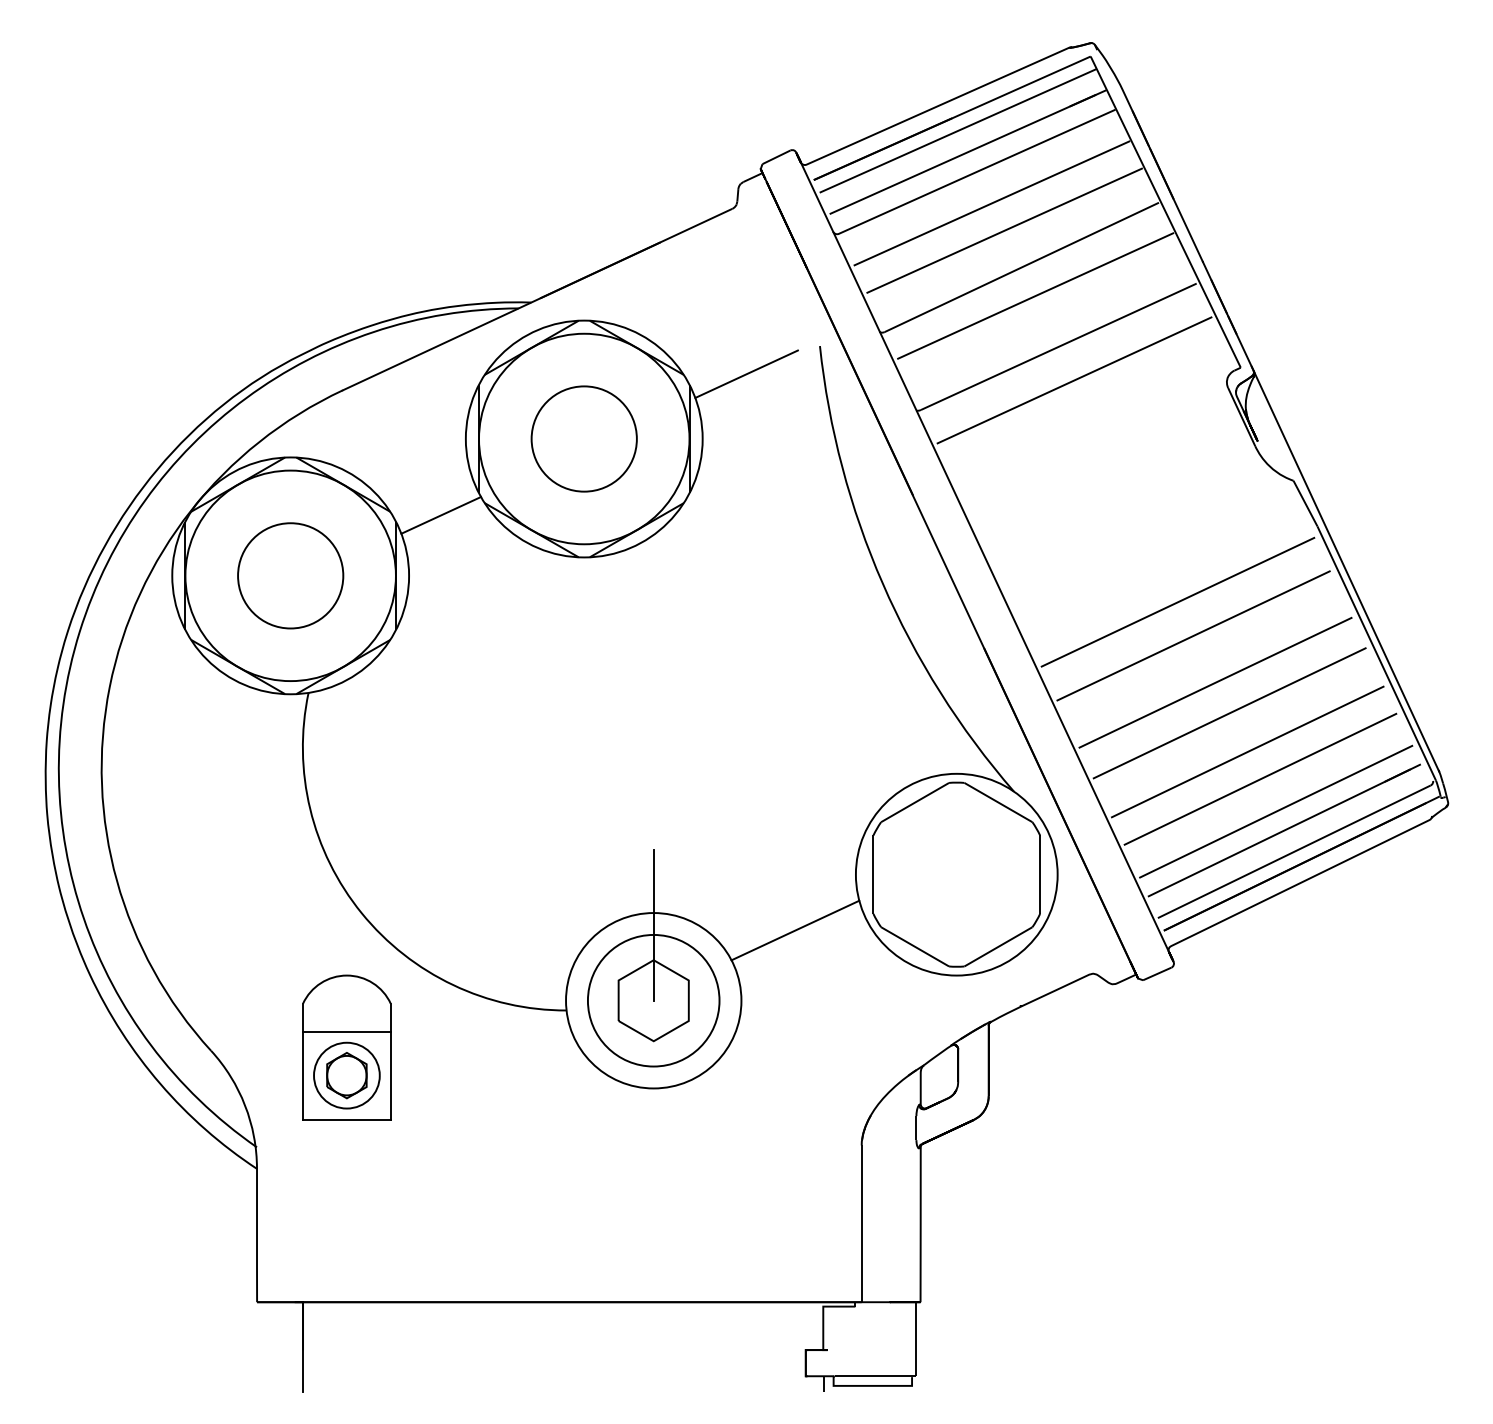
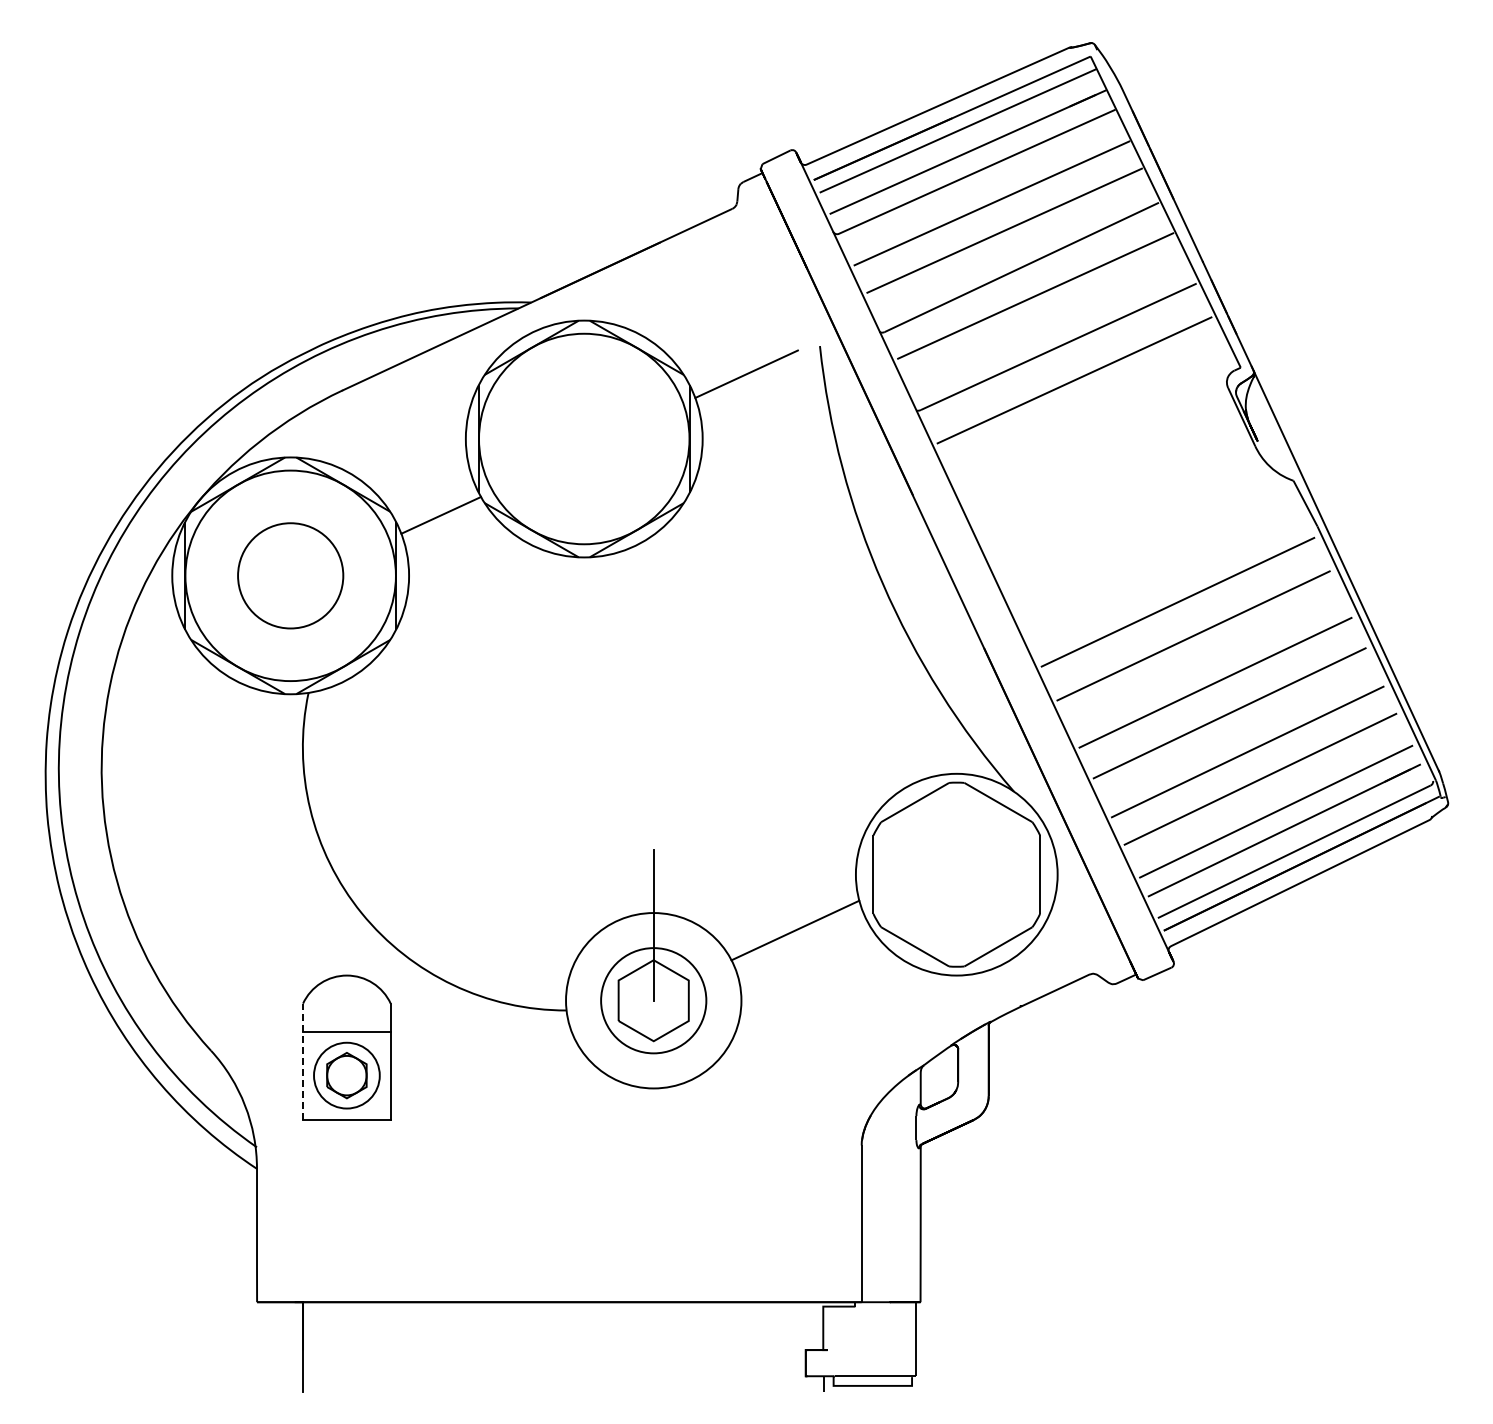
circle: present -> none (583, 438)
circle diameter: 132 px -> 105 px (653, 1000)
line: solid -> dashed (303, 1061)
